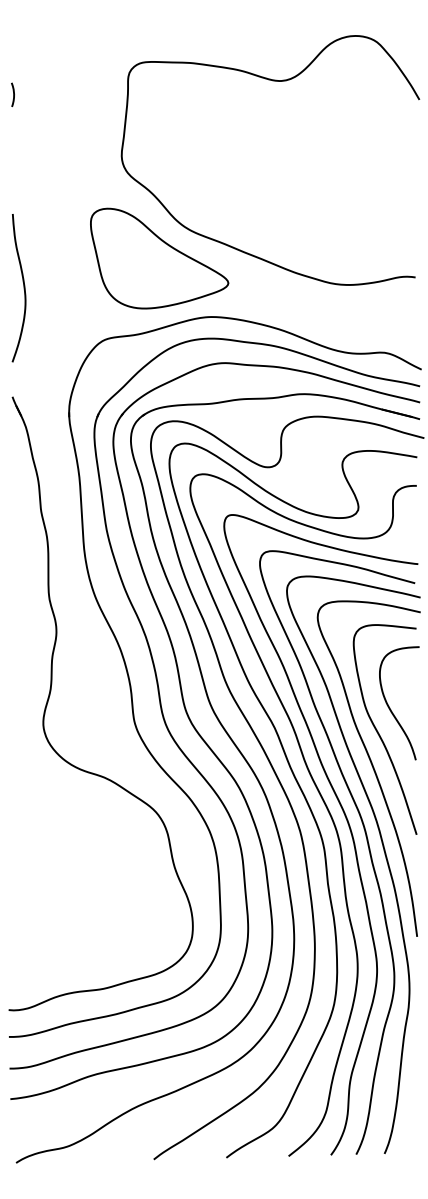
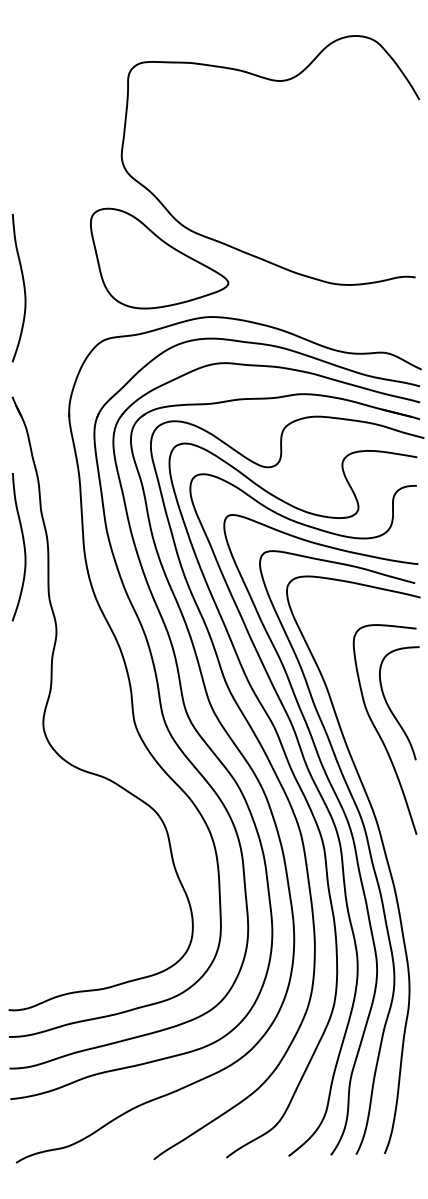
line: present -> none (13, 94)
curve: none -> present (23, 547)
curve: present -> none (371, 766)
